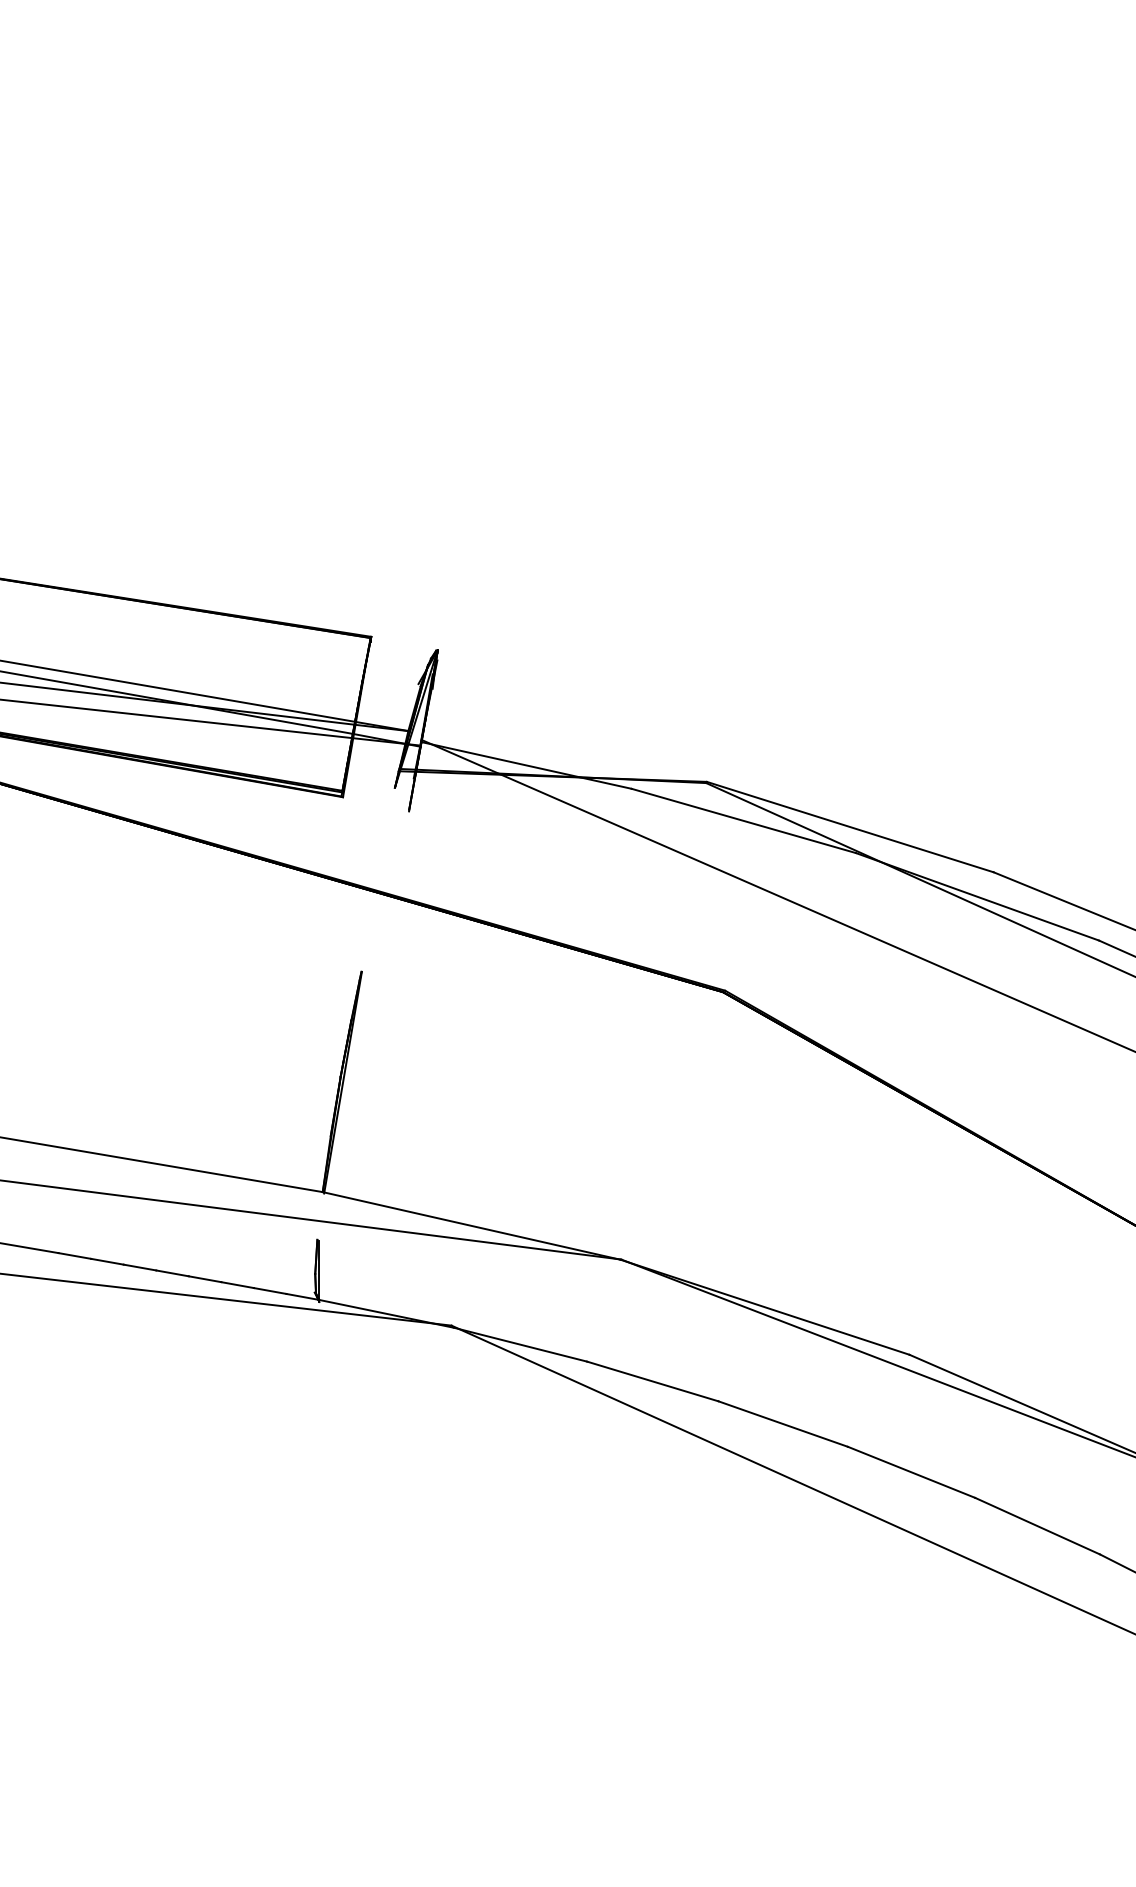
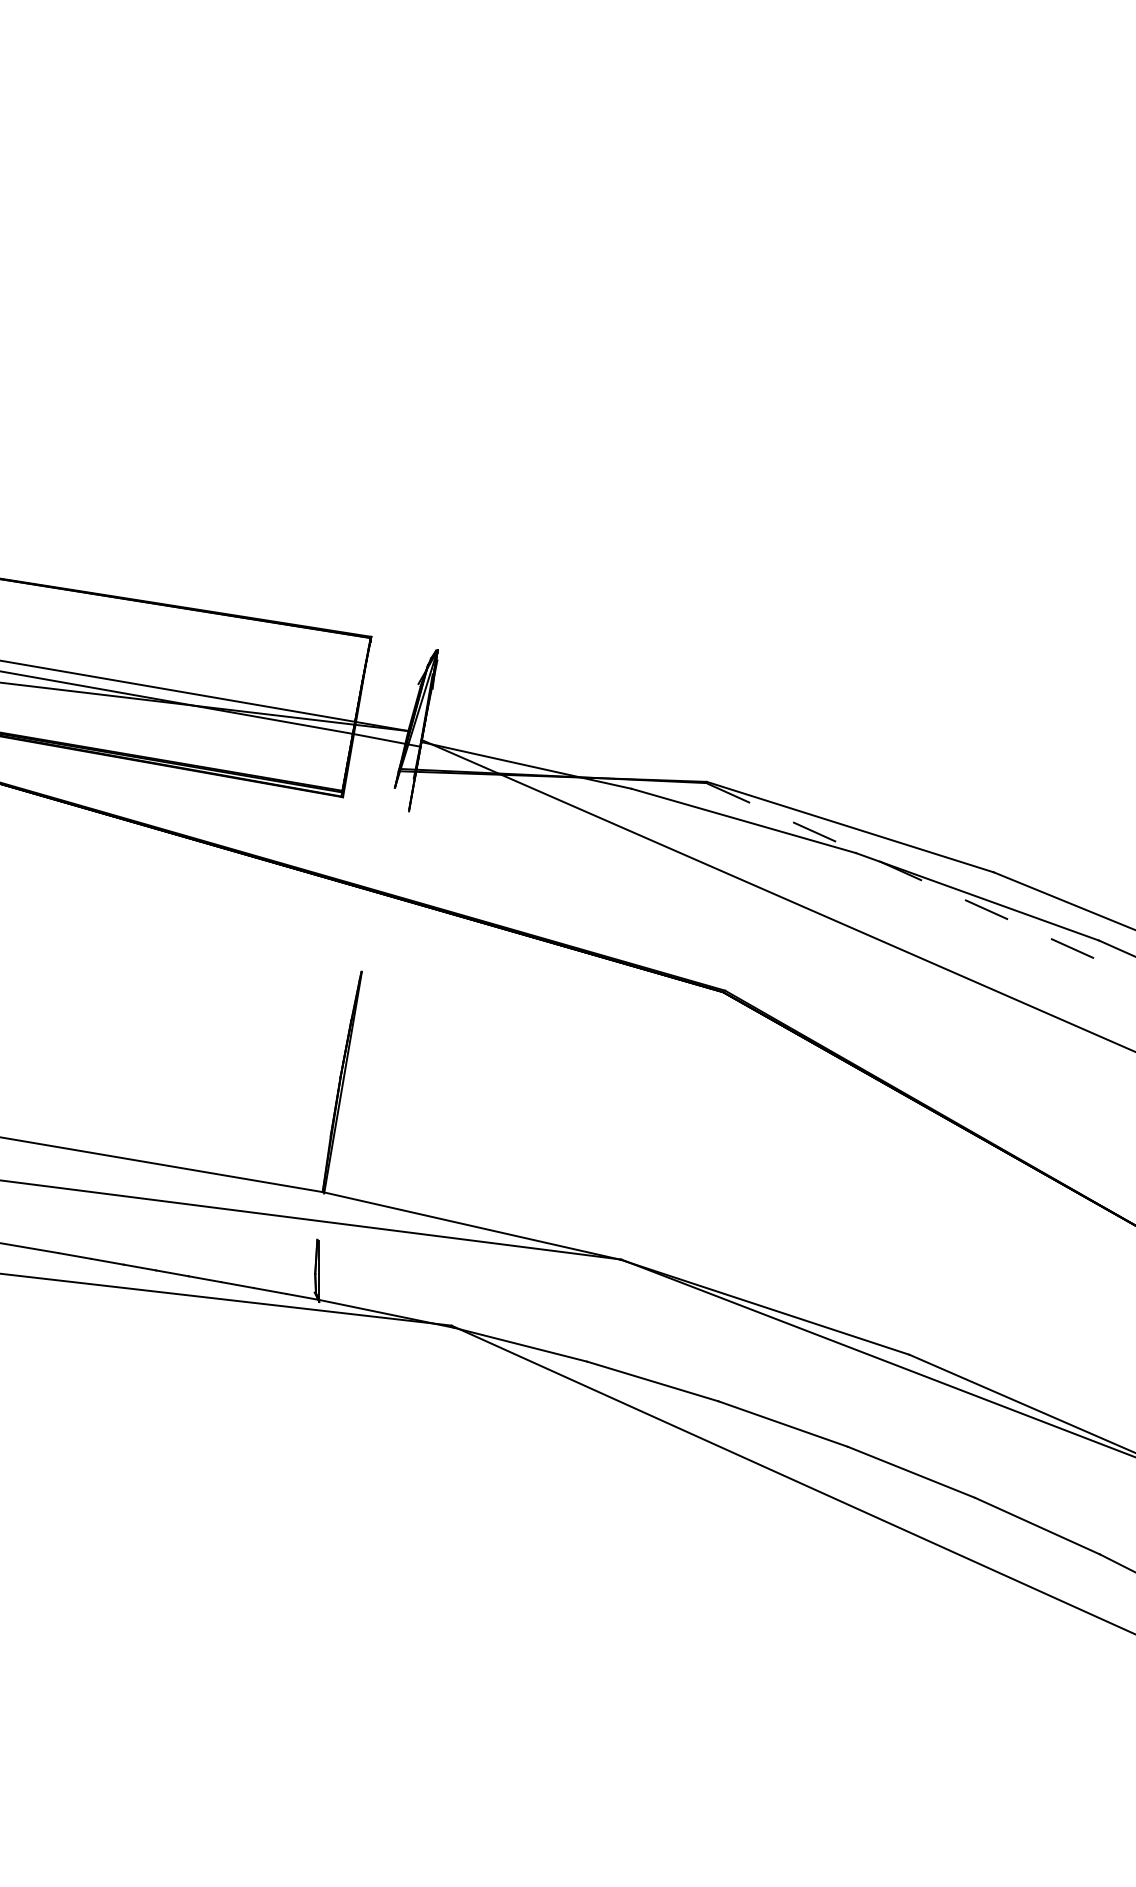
line: present -> none (210, 722)
line: solid -> dashed (920, 879)
